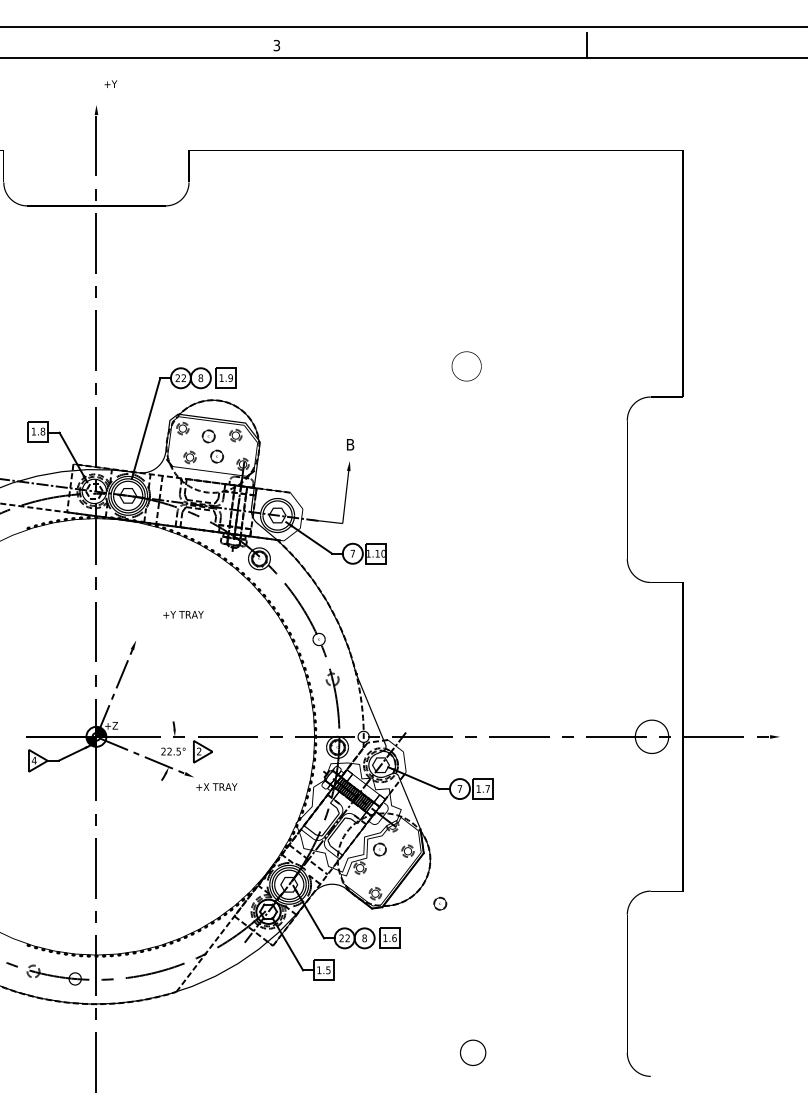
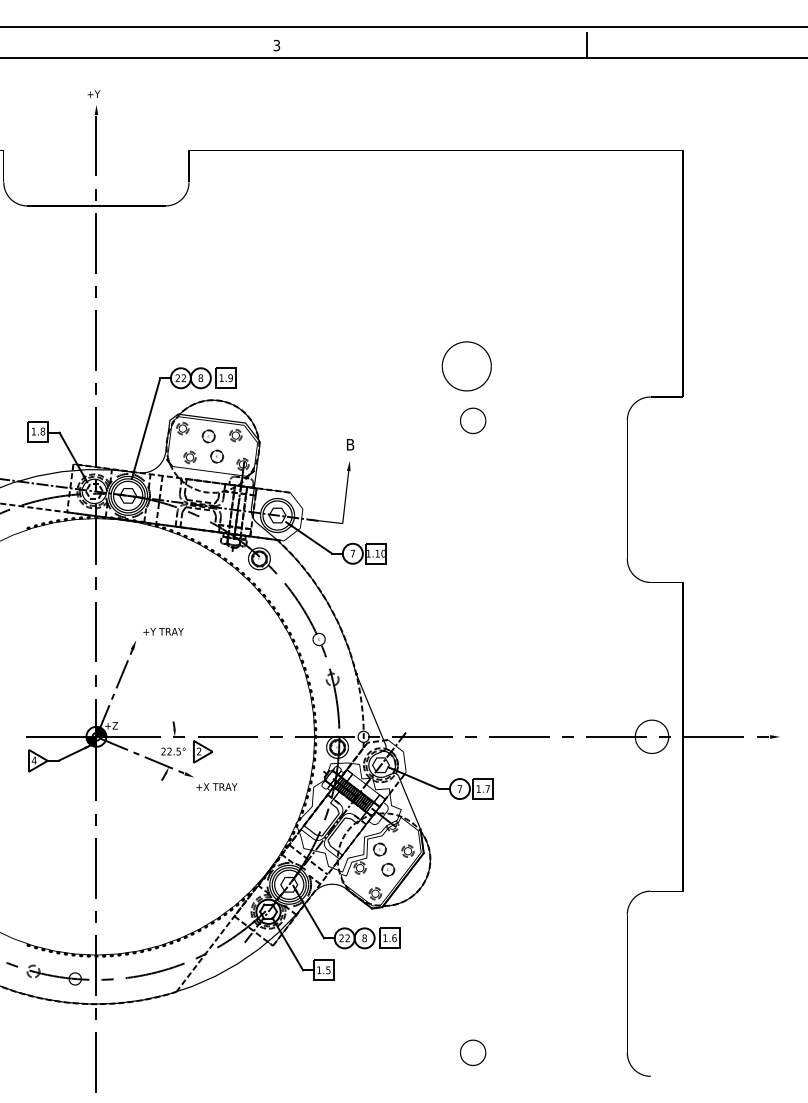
text position: (110, 83) -> (93, 93) (93, 93)
part size: 31x31 px -> 51x51 px (466, 366)
part: none -> present (473, 420)
text position: (183, 614) -> (163, 631) (163, 631)
part position: (440, 903) -> (388, 869) (388, 869)
